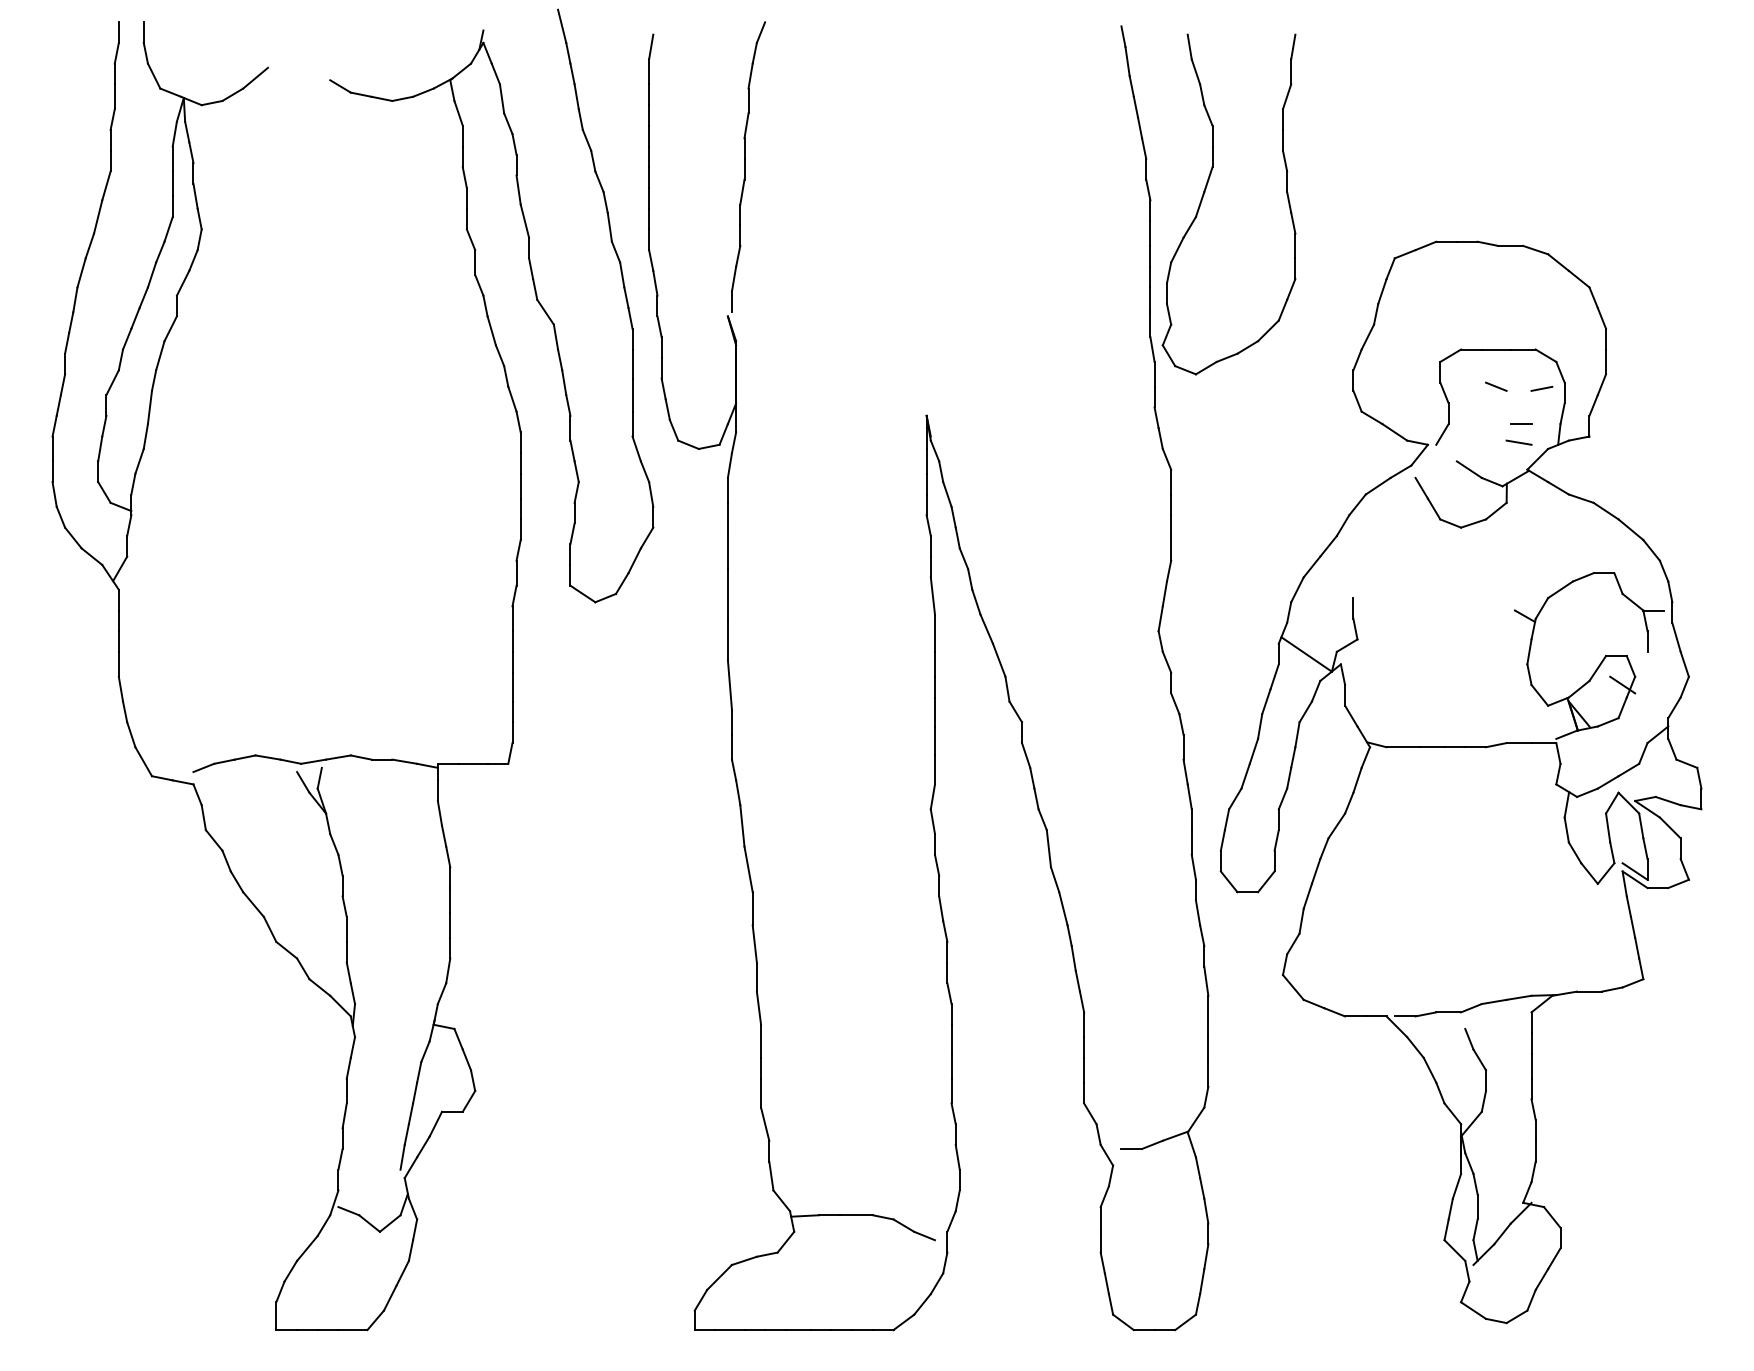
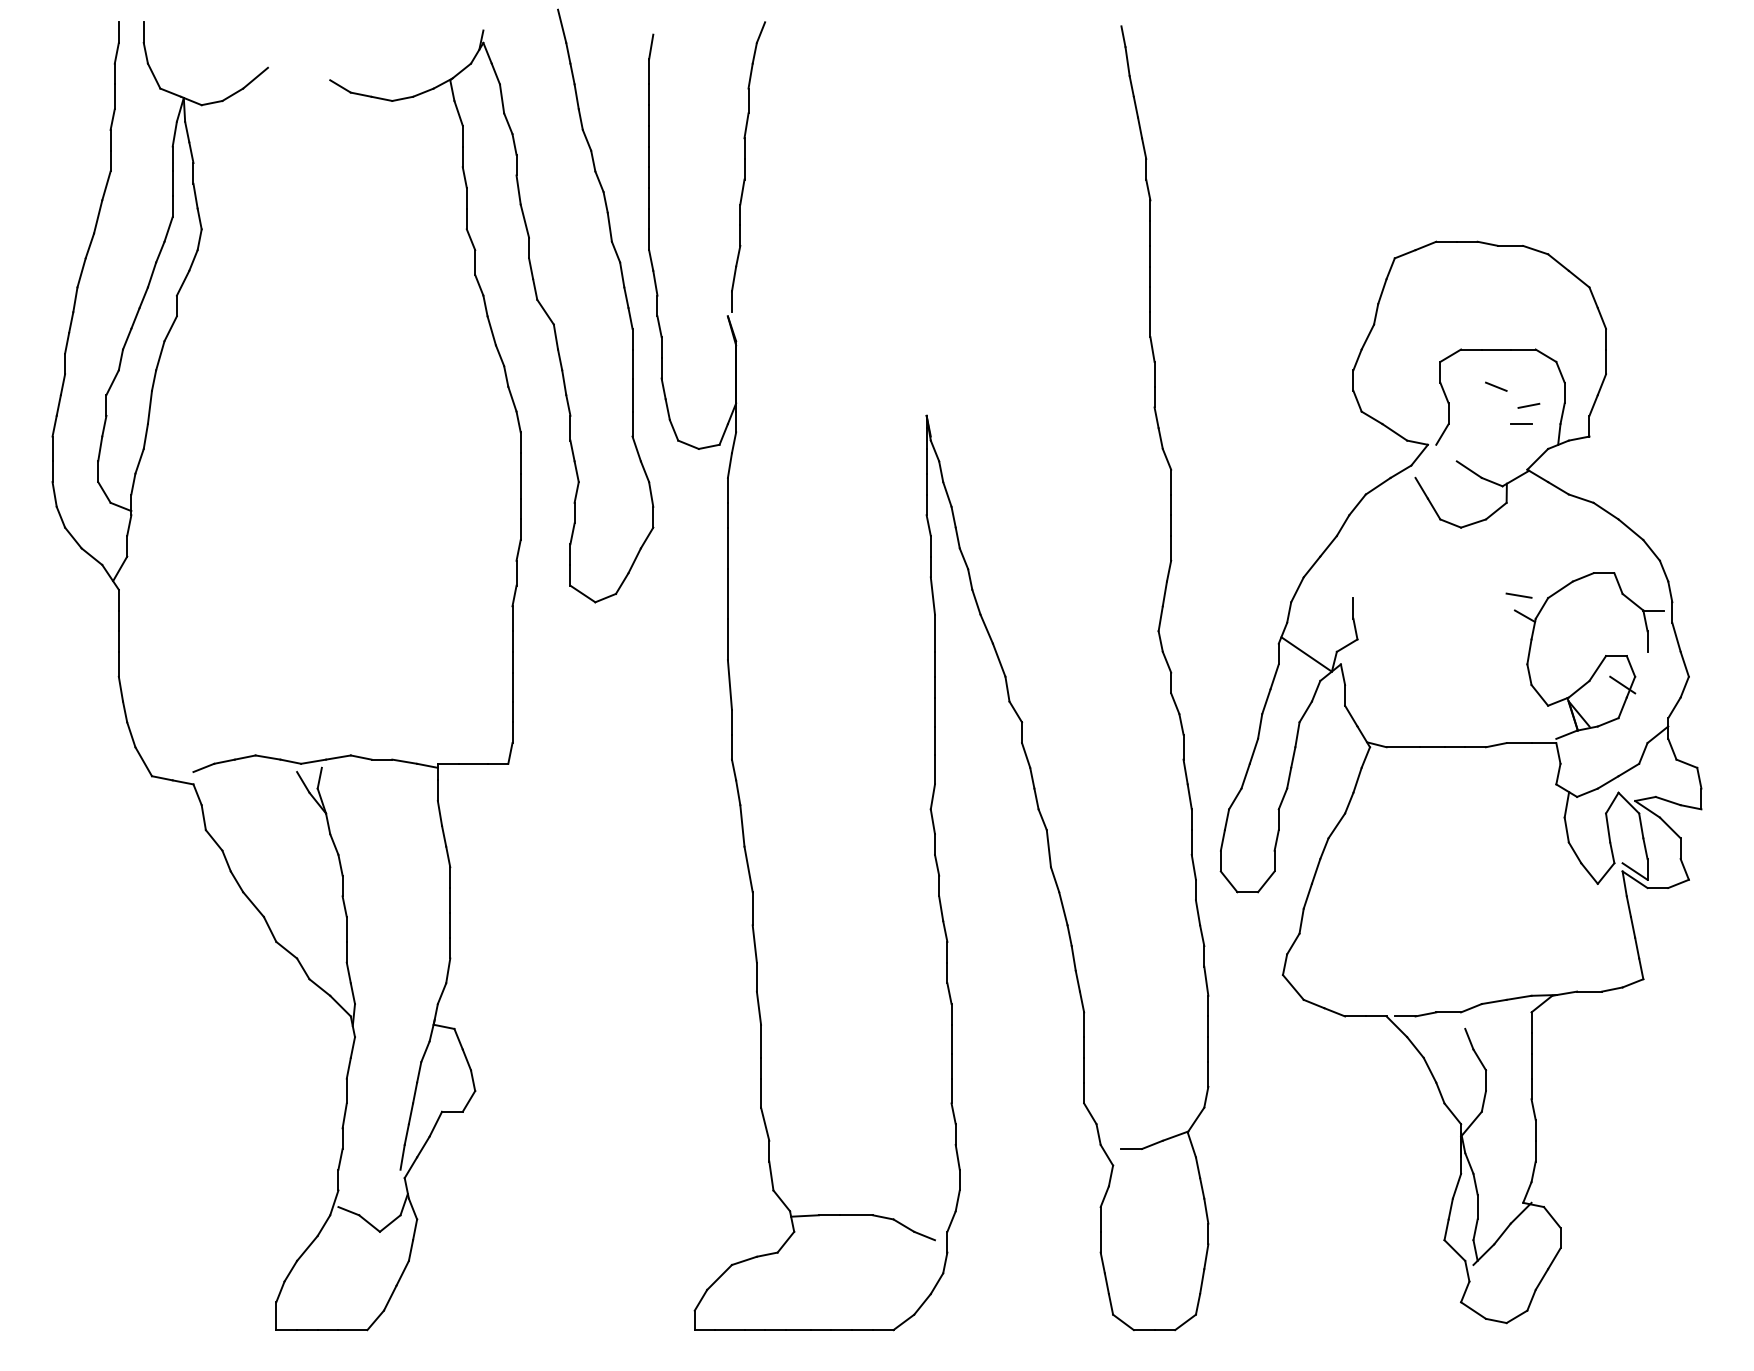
part: present -> none (1204, 195)
line position: (1541, 388) -> (1528, 405) (1528, 405)
line position: (1518, 442) -> (1518, 595) (1518, 595)
